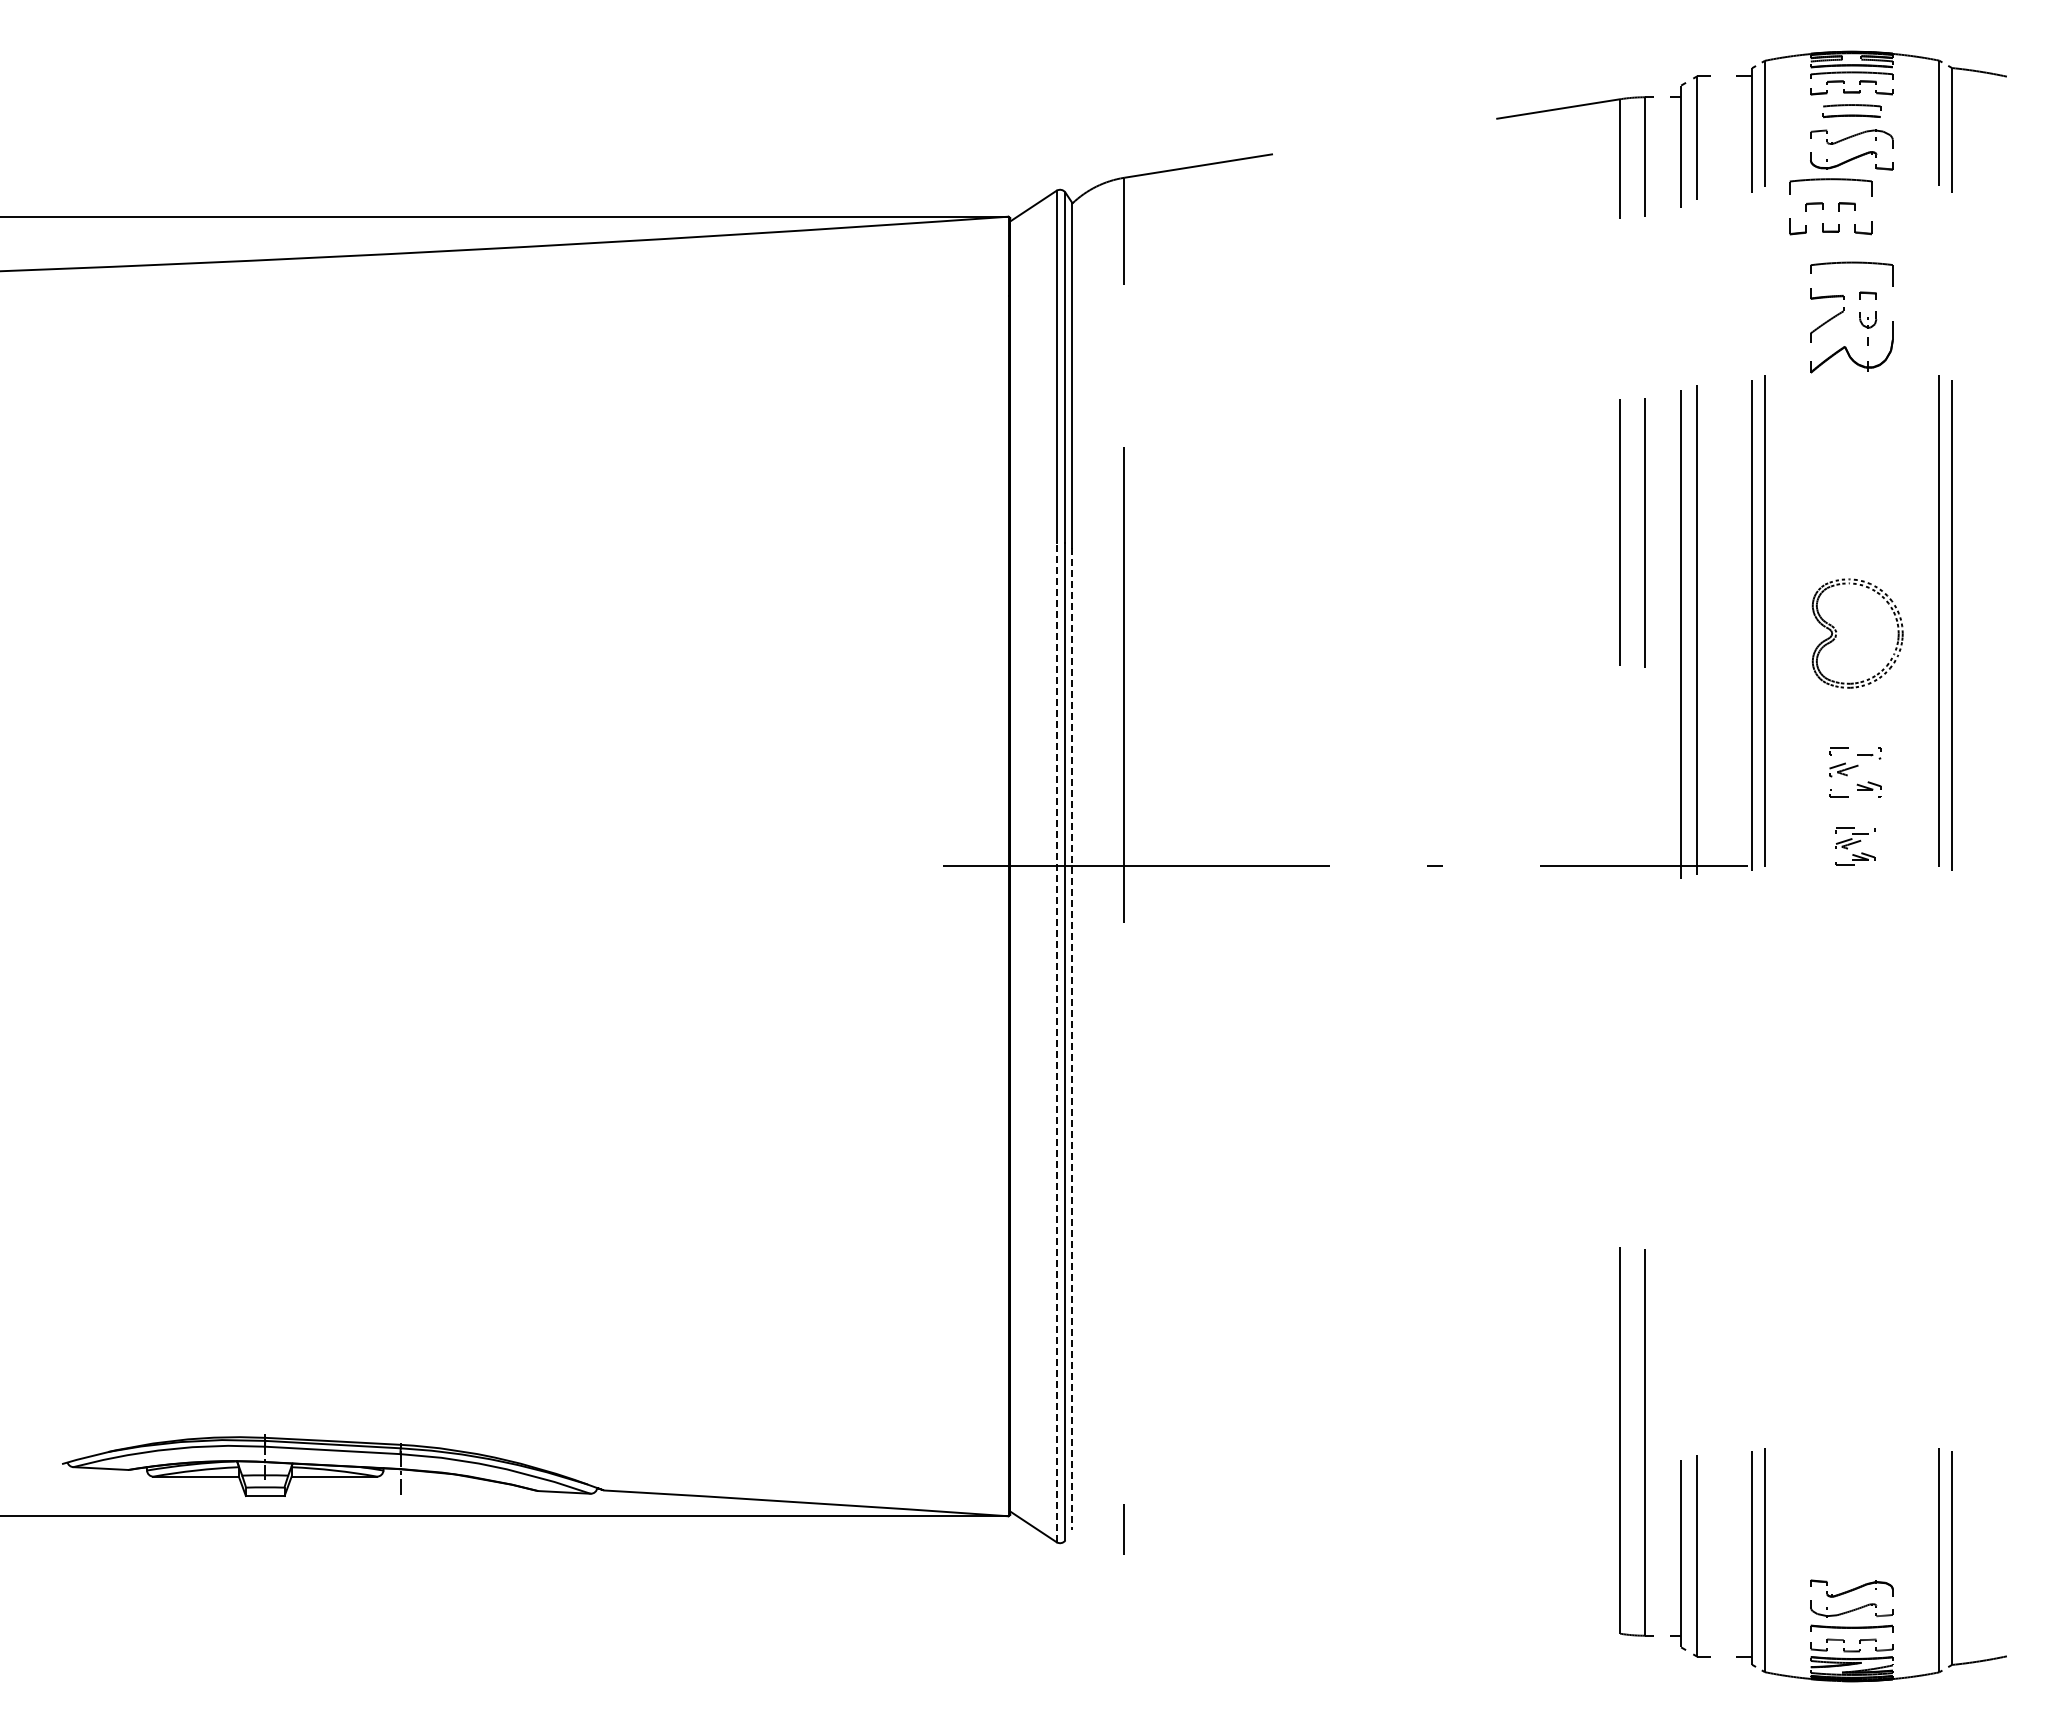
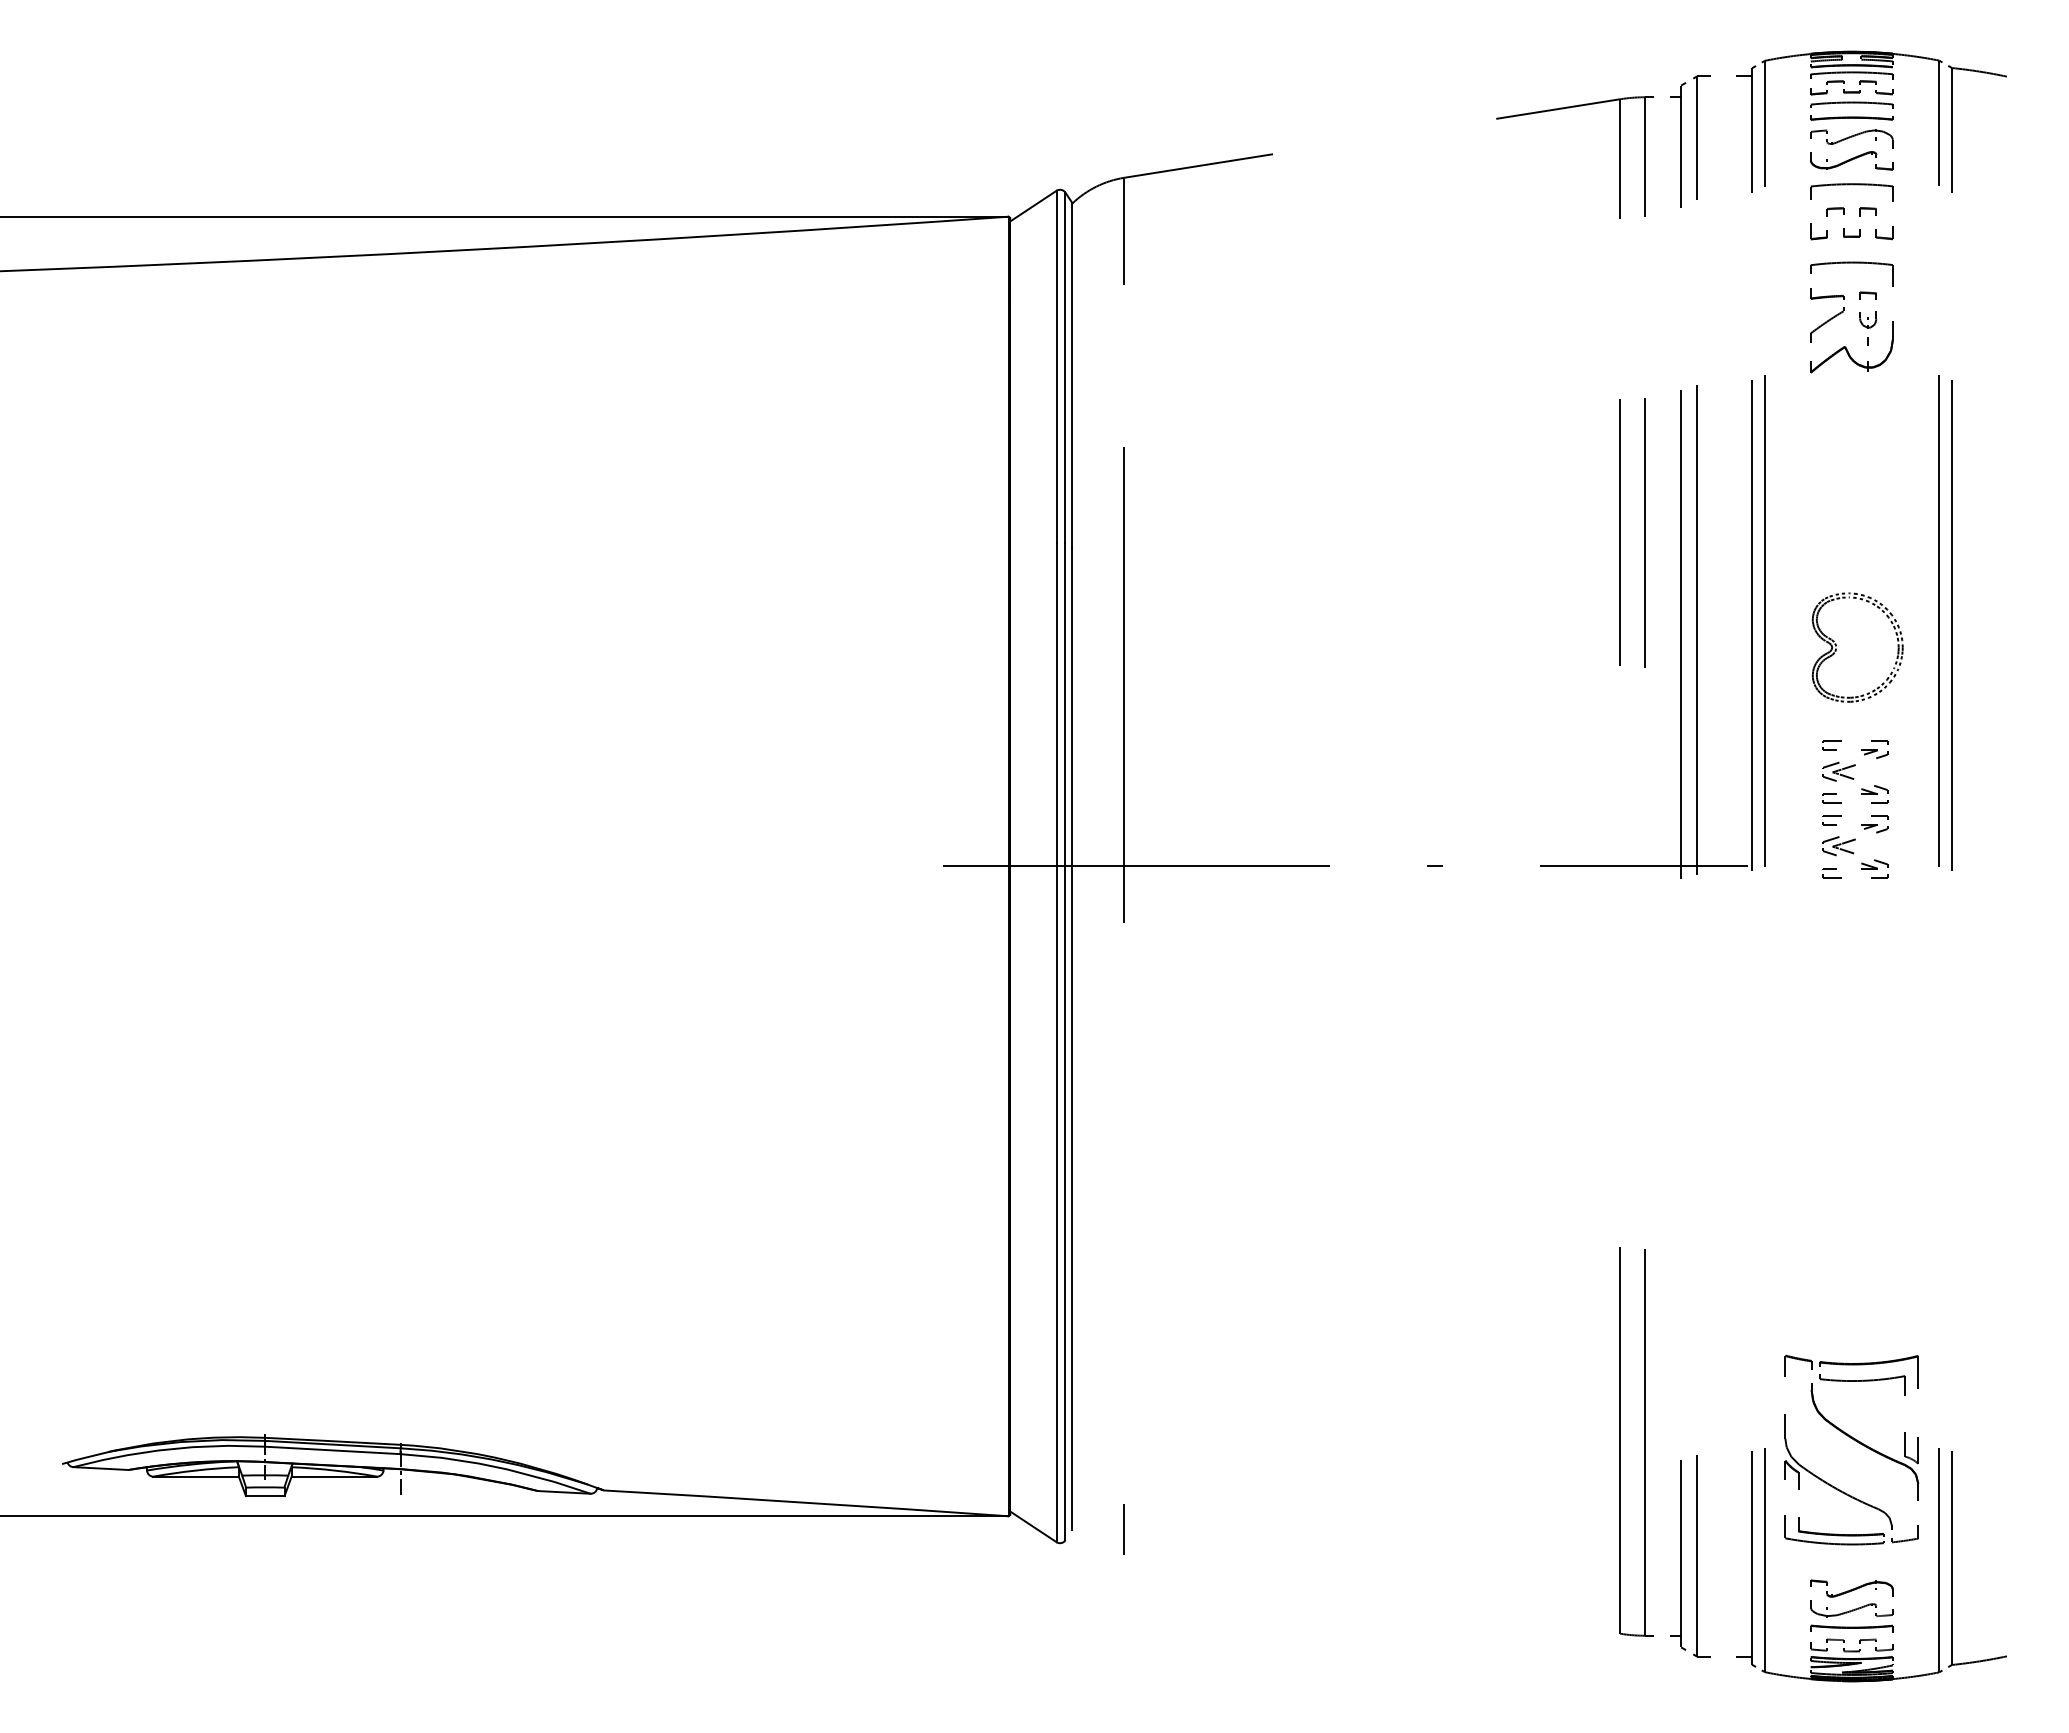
part size: 60x15 px -> 84x20 px (1851, 110)
part position: (1823, 206) -> (1844, 211) (1844, 211)
part position: (1837, 631) -> (1837, 645) (1837, 645)
part size: 53x51 px -> 67x64 px (1855, 771)
part size: 41x39 px -> 67x64 px (1855, 846)
line: dashed -> solid (1072, 1039)
line: dashed -> solid (1056, 1042)
part: none -> present (1855, 1441)
